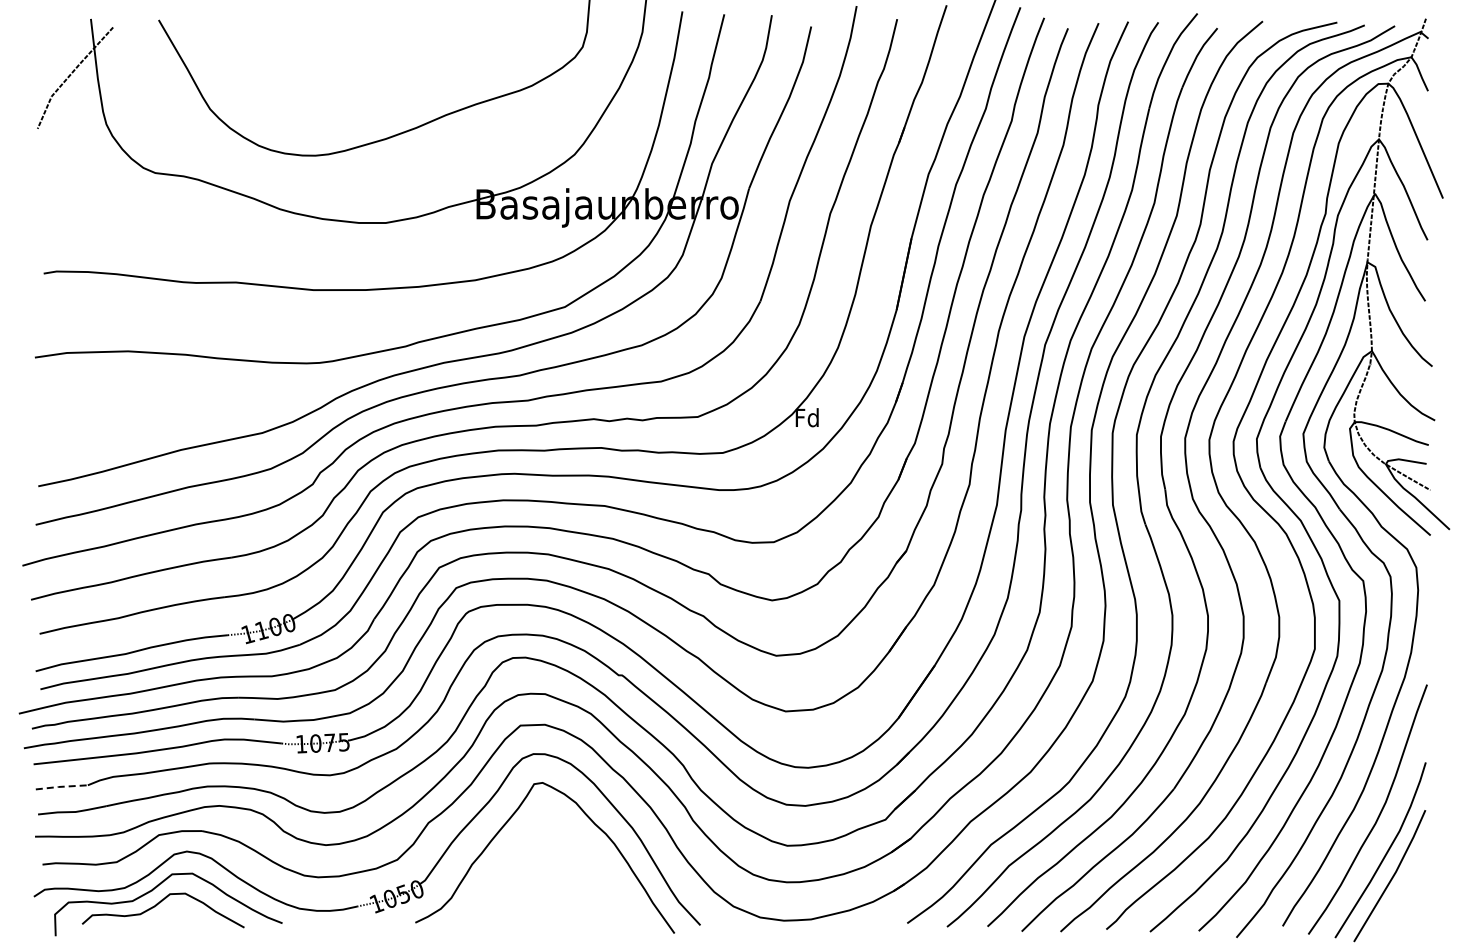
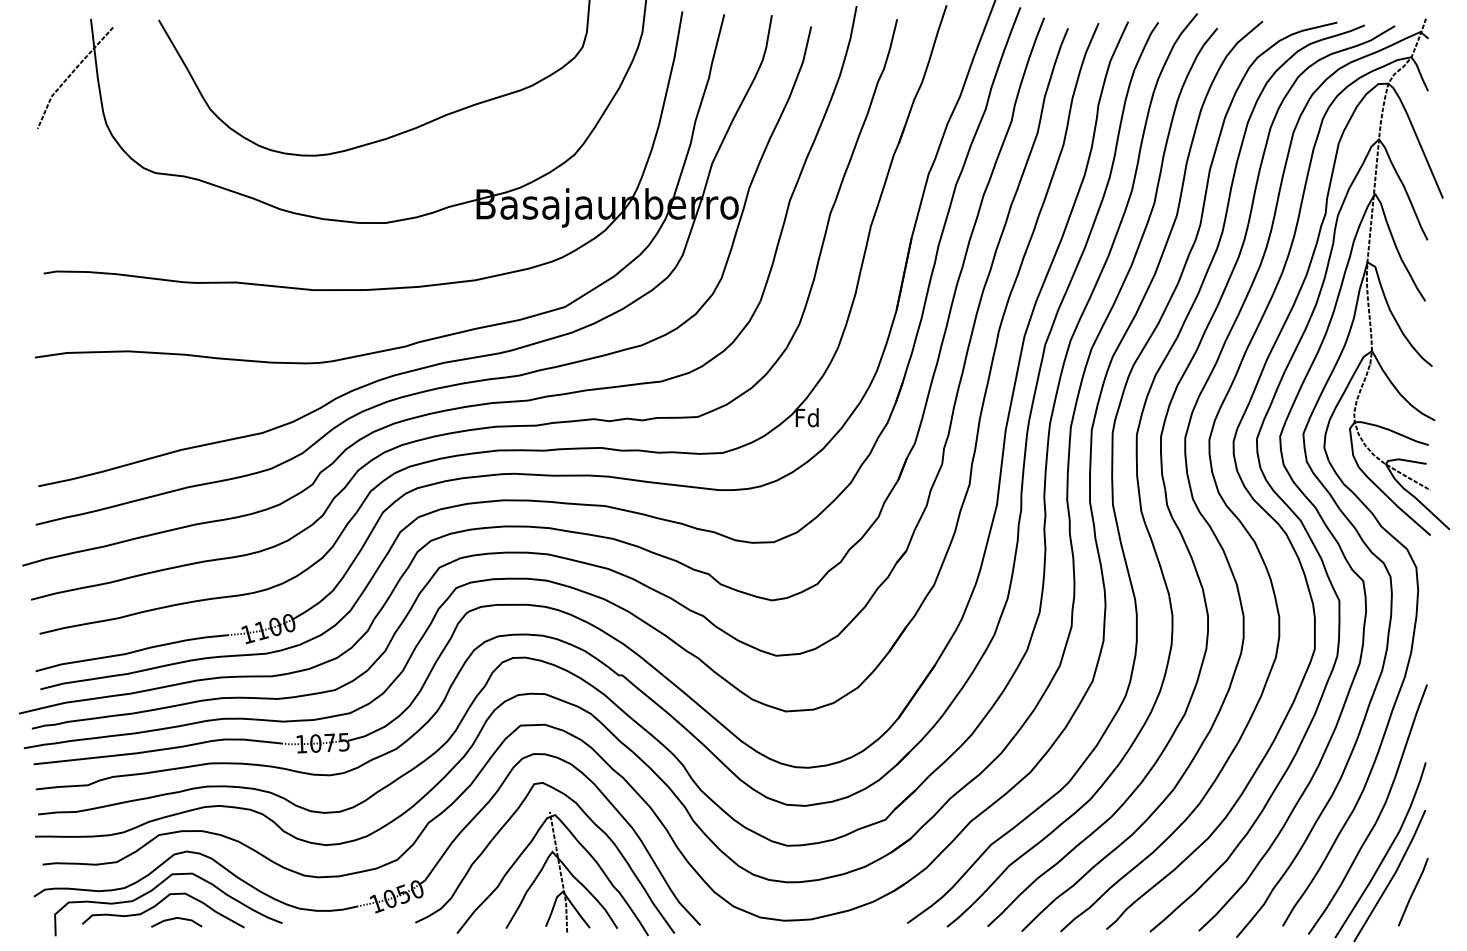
line: dashed -> solid (62, 786)
part: none -> present (559, 872)
line: none -> present (1412, 892)
line: none -> present (175, 919)
